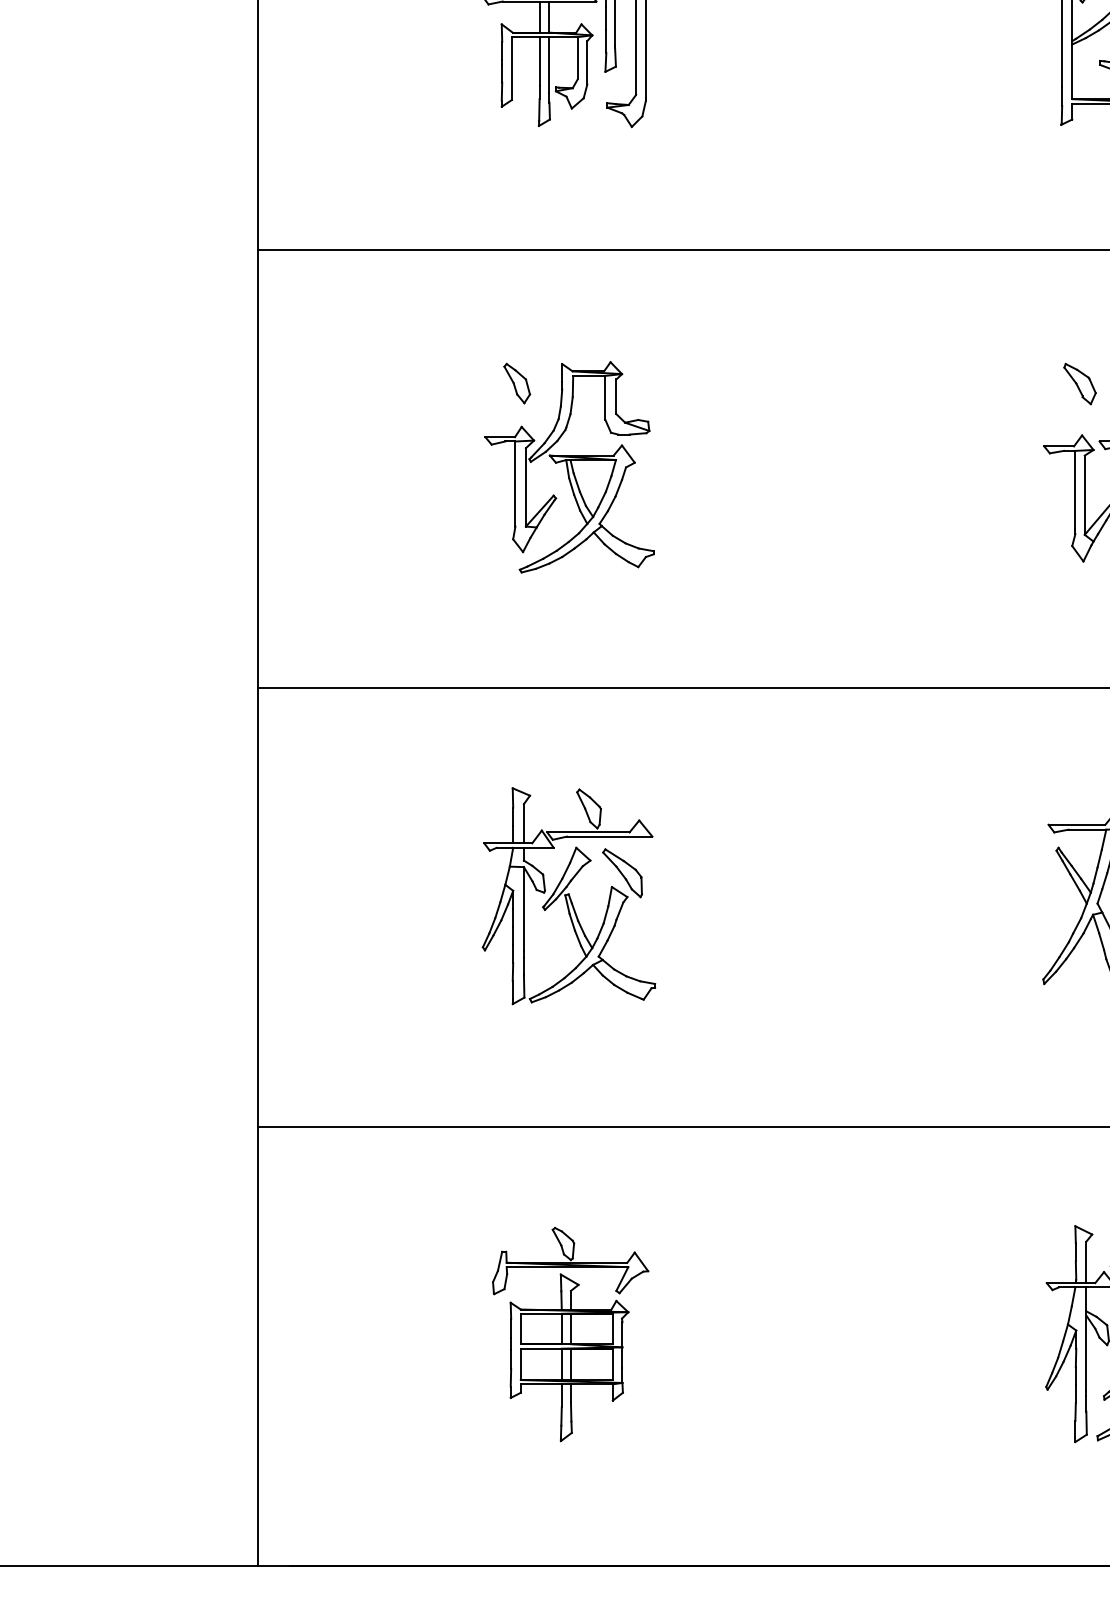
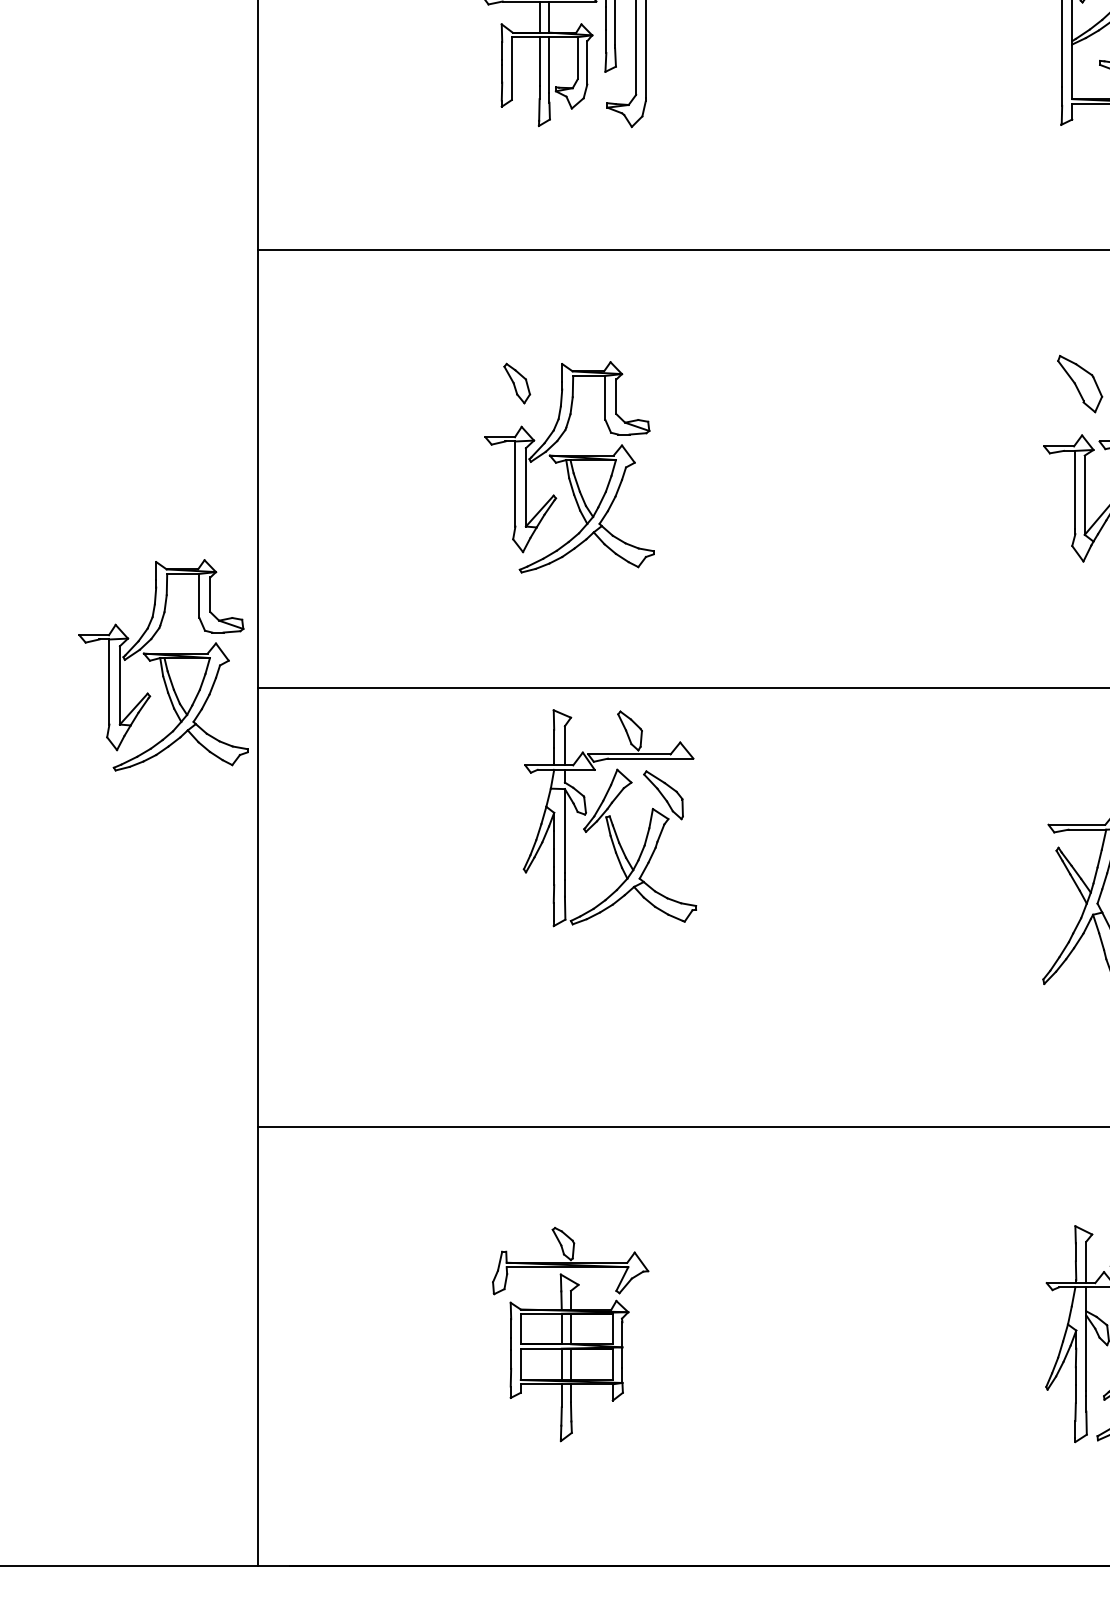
part size: 34x44 px -> 47x60 px (1080, 383)
part: none -> present (163, 665)
part position: (568, 896) -> (609, 818) (609, 818)
